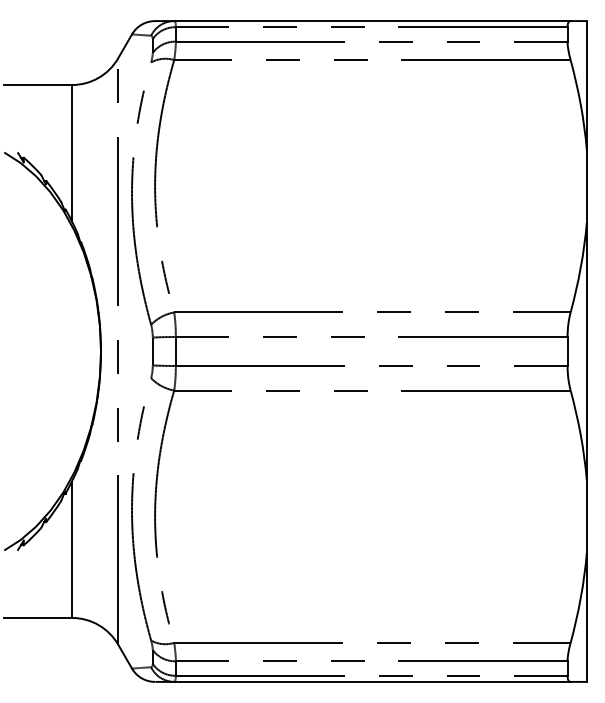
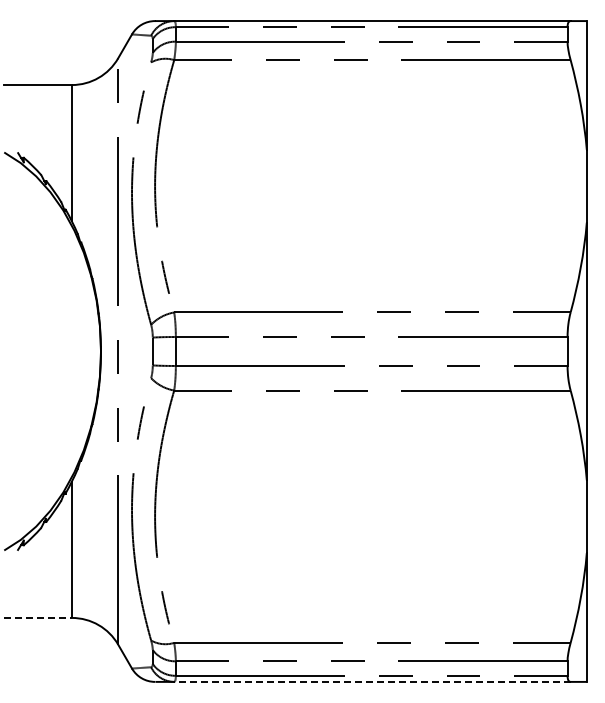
line: solid -> dashed (38, 617)
line: solid -> dashed (371, 681)
